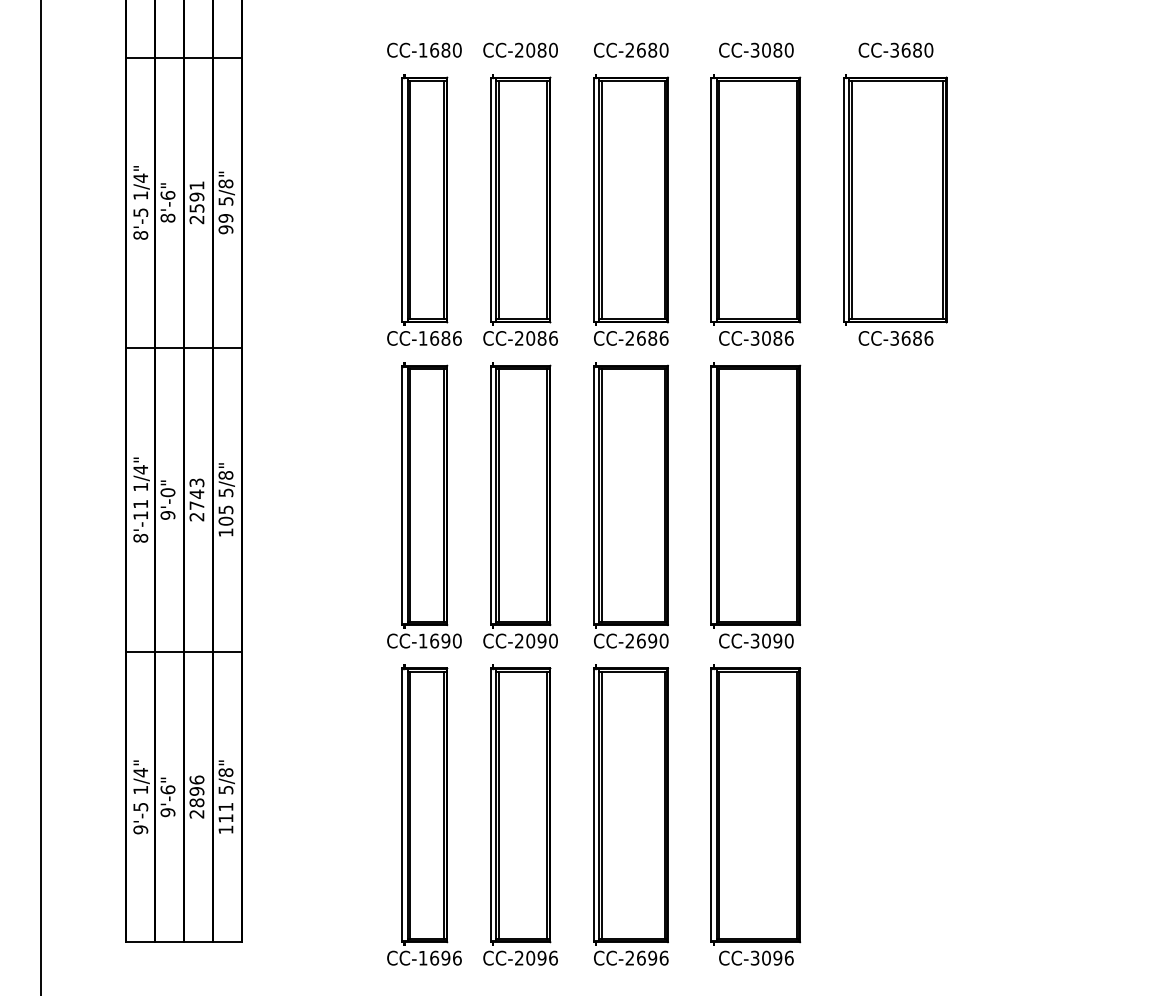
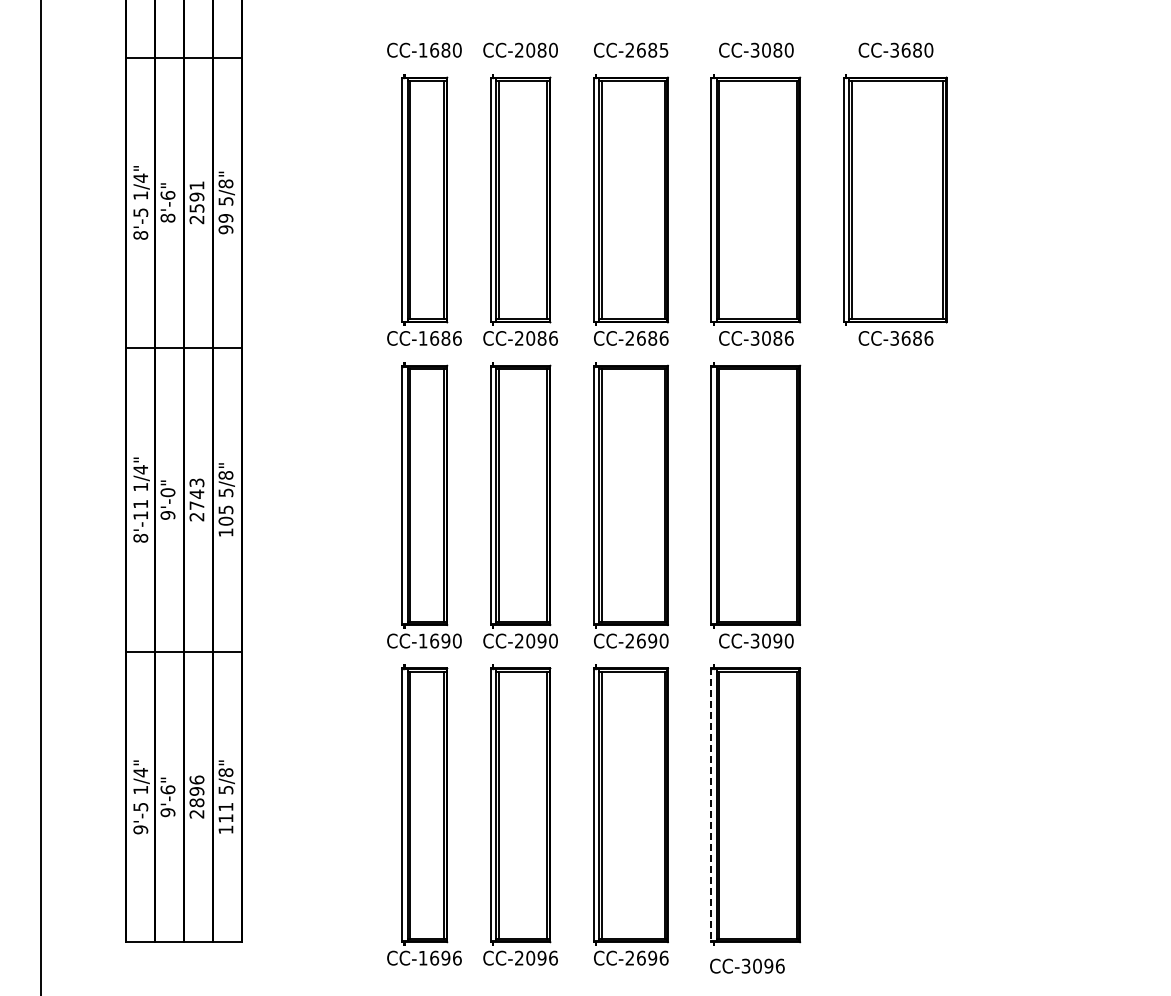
text: CC-2680 -> CC-2685 (663, 49)
line: solid -> dashed (711, 805)
text position: (756, 957) -> (747, 965) (747, 965)
